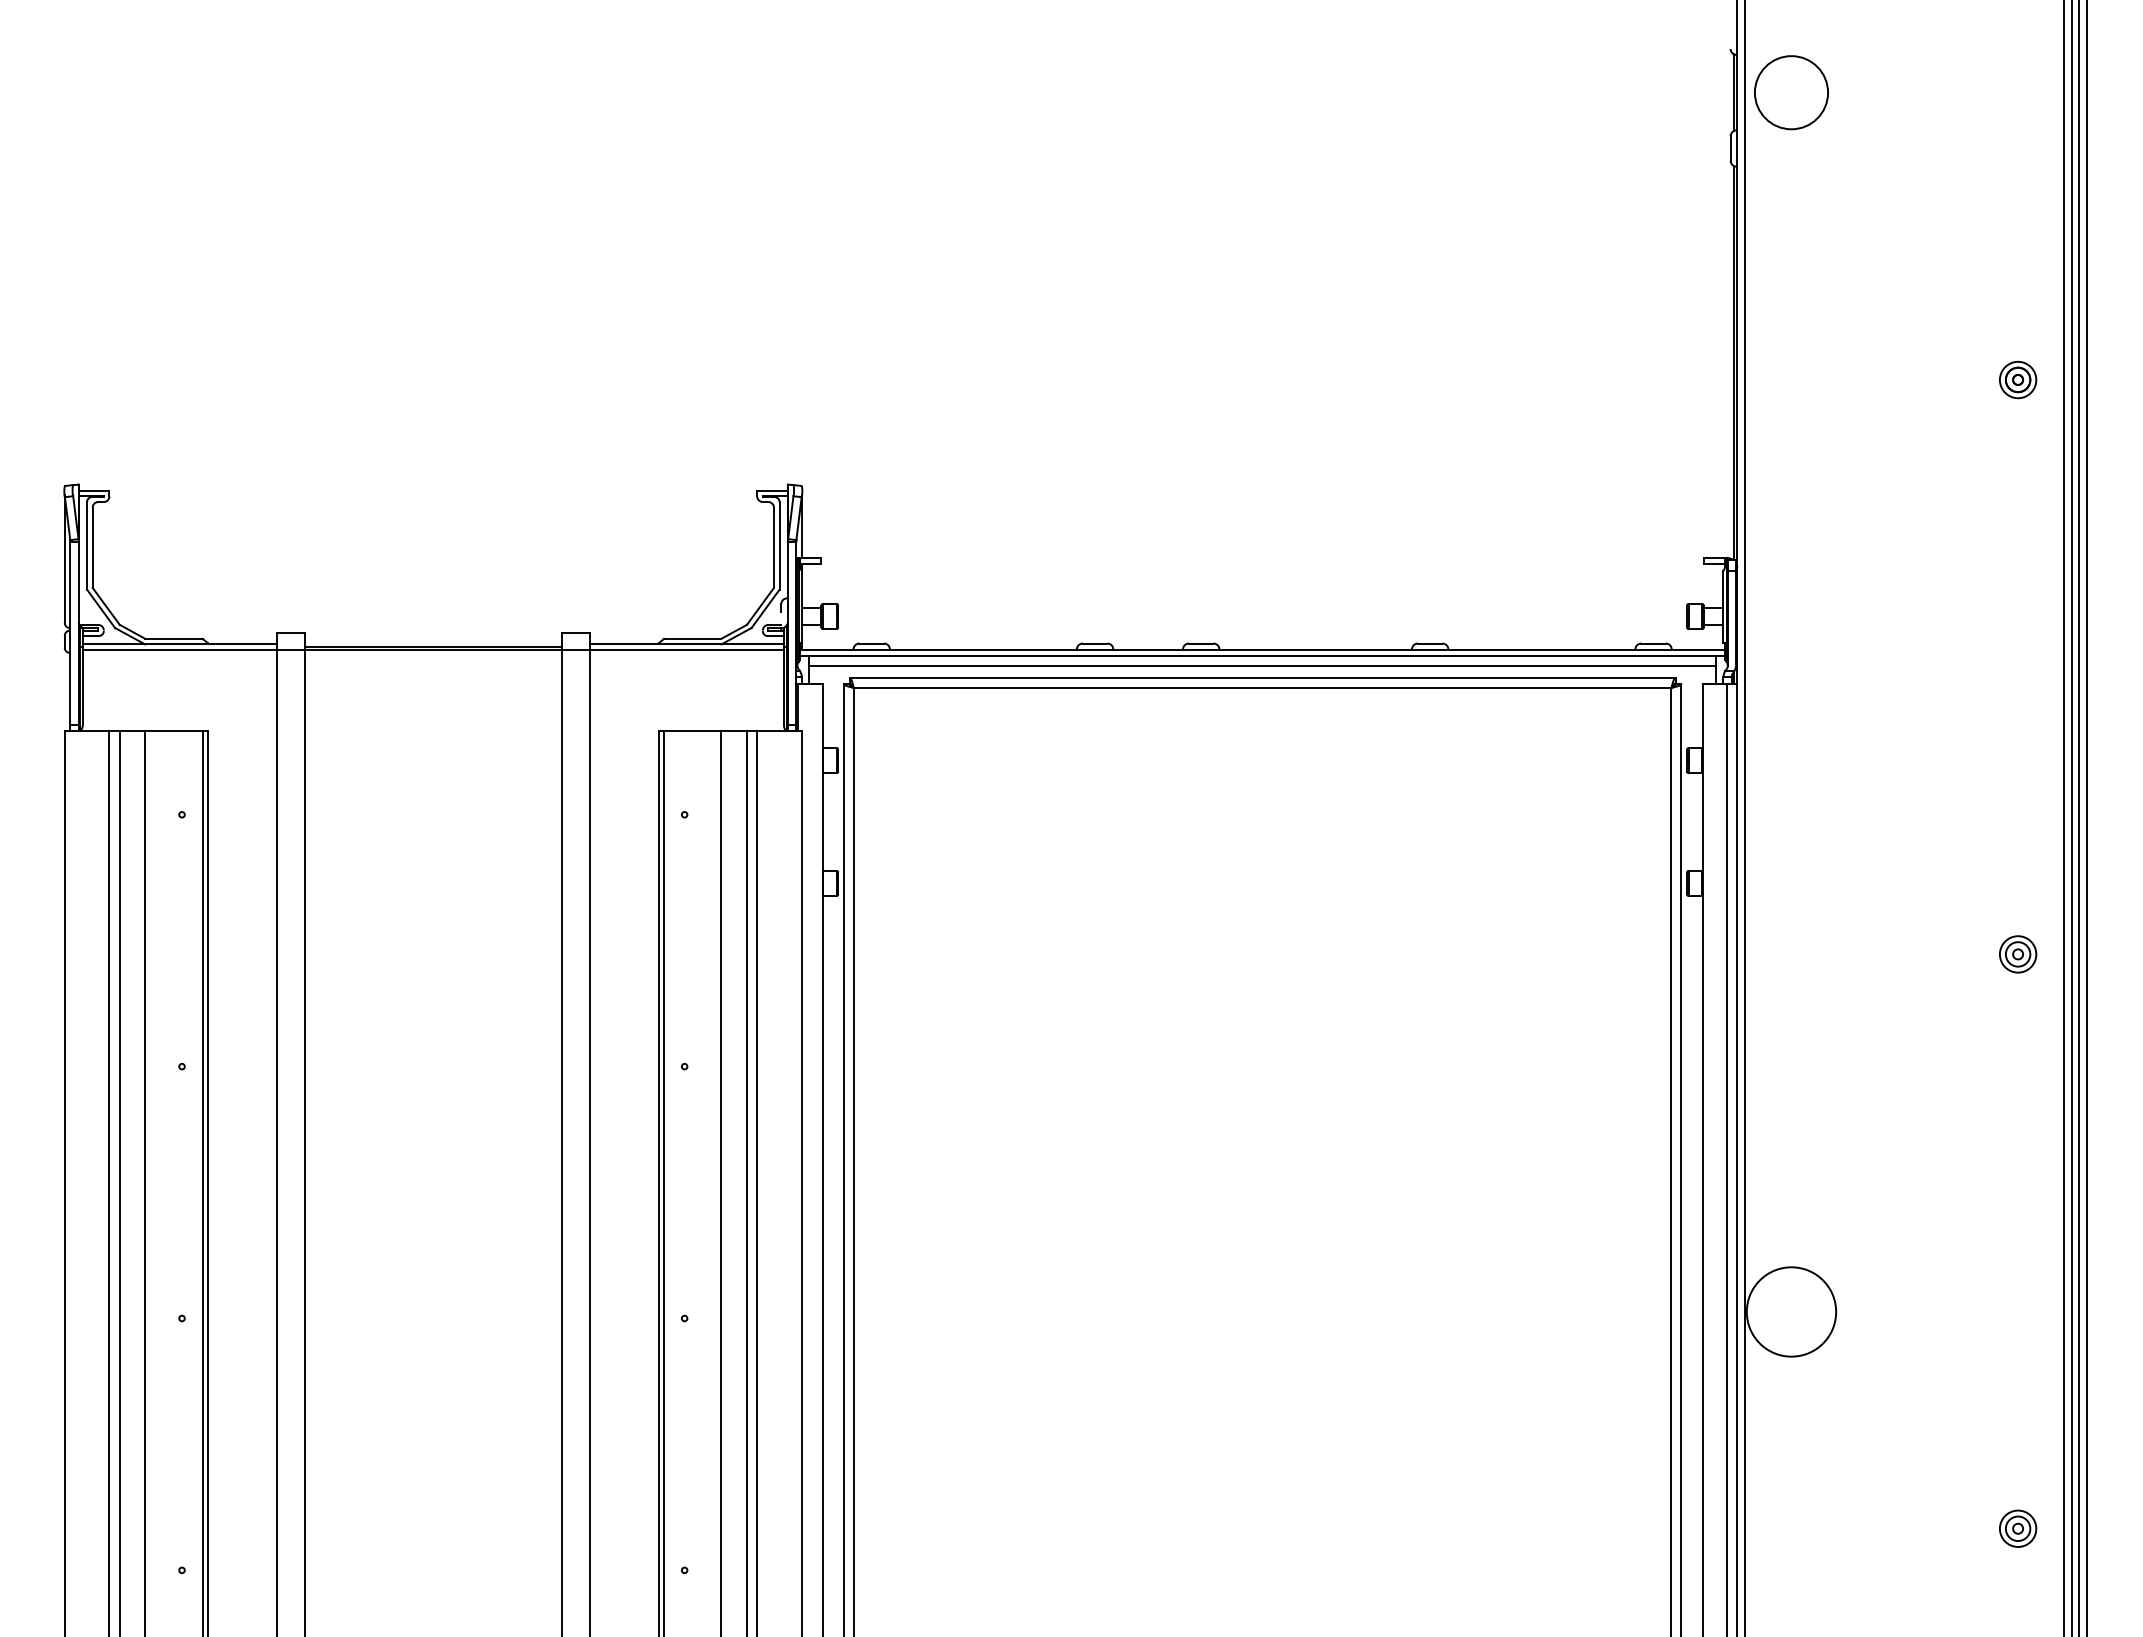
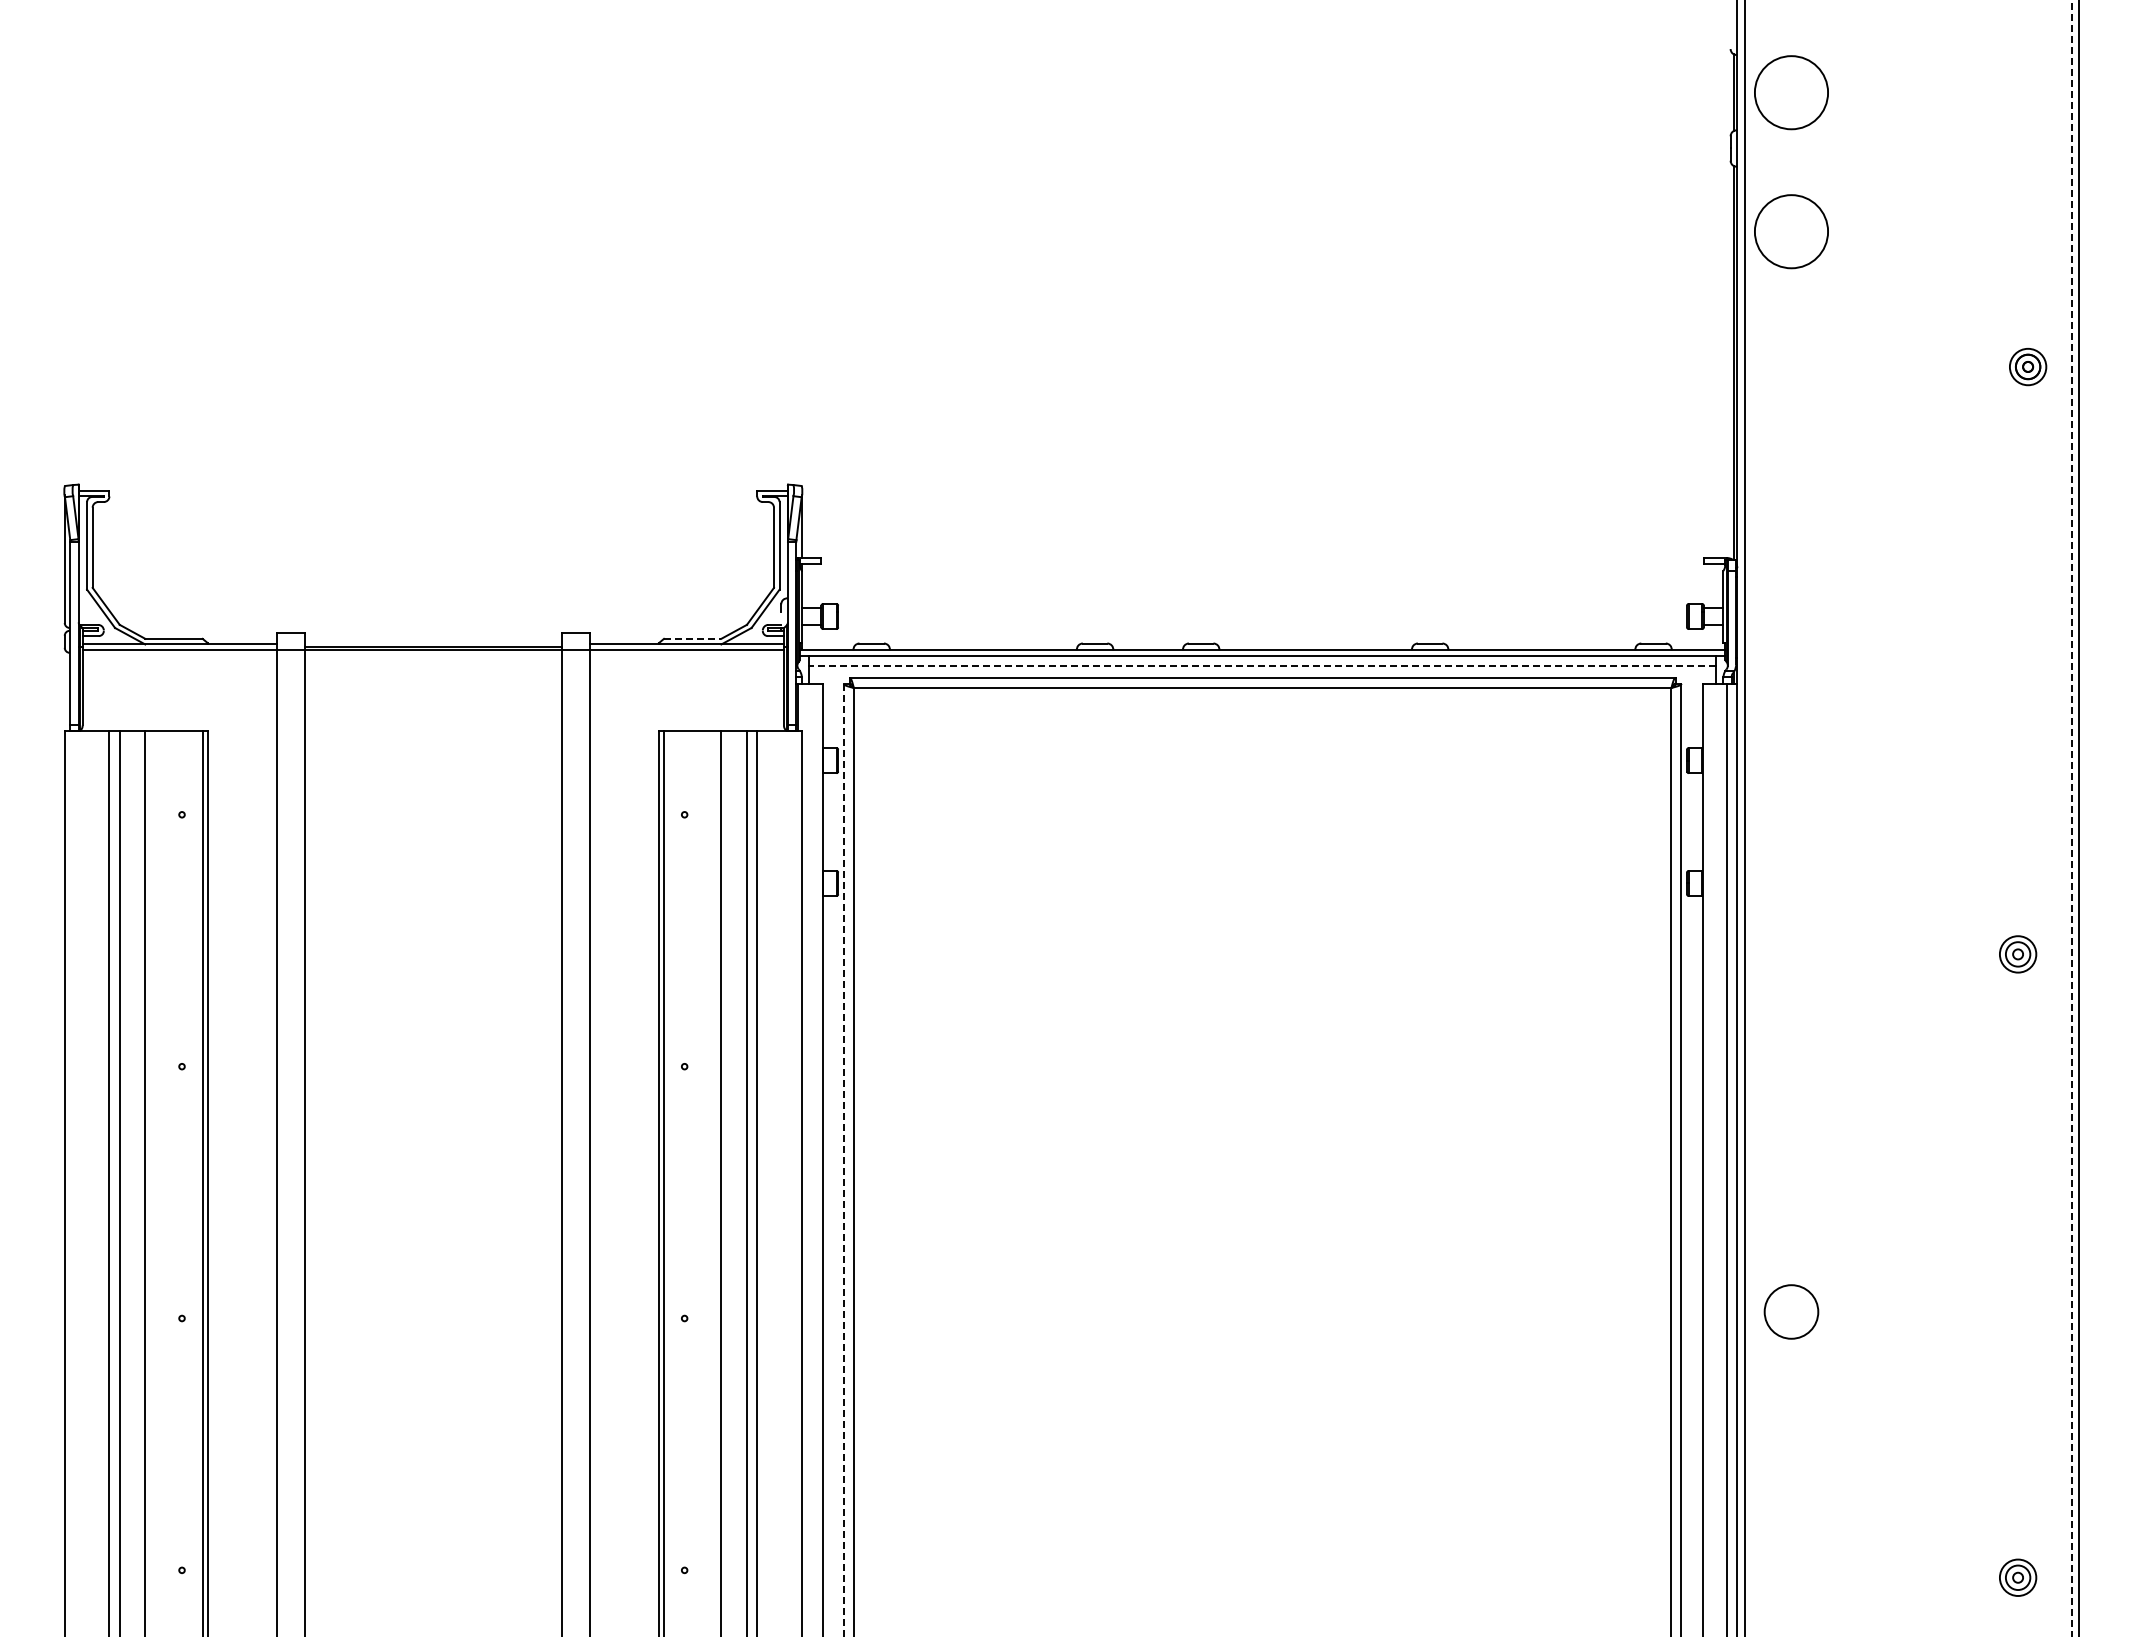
circle: none -> present (1791, 231)
part position: (2018, 380) -> (2028, 367) (2028, 367)
line: solid -> dashed (692, 638)
line: solid -> dashed (1262, 665)
line: present -> none (2064, 817)
line: present -> none (2086, 817)
line: solid -> dashed (2072, 819)
line: solid -> dashed (843, 1160)
circle diameter: 89 px -> 54 px (1791, 1311)
part position: (2018, 1528) -> (2018, 1577) (2018, 1577)
